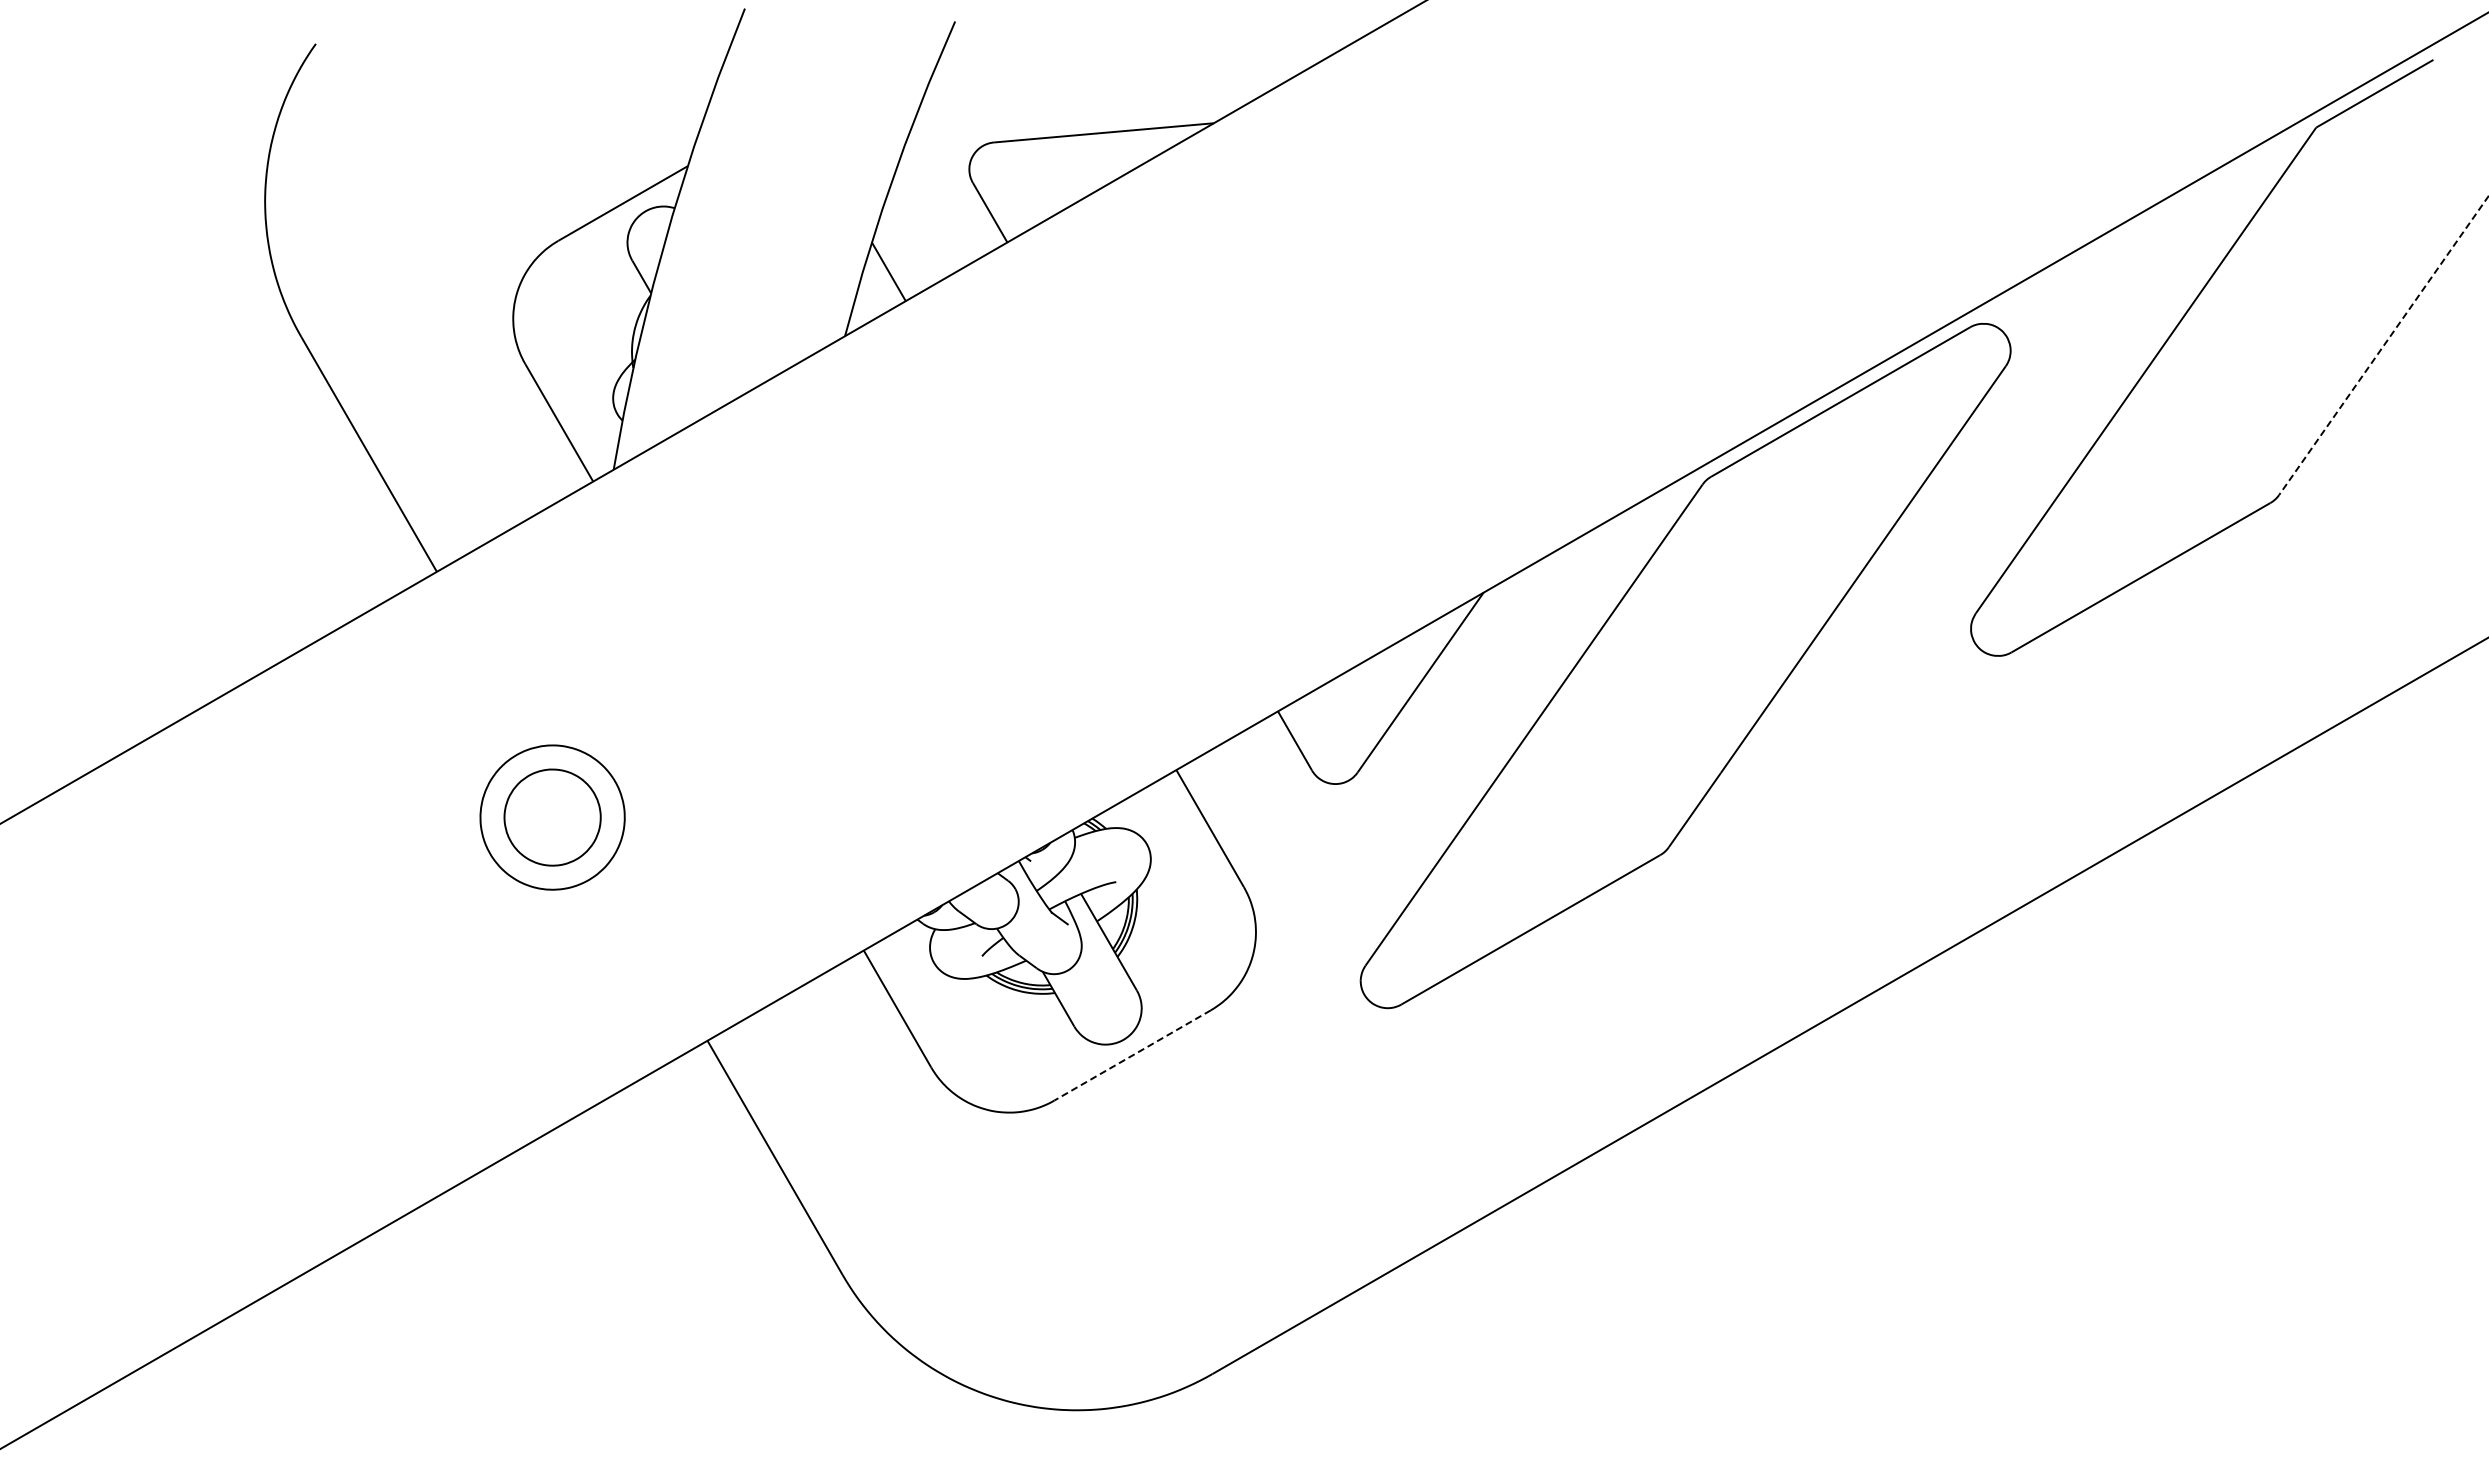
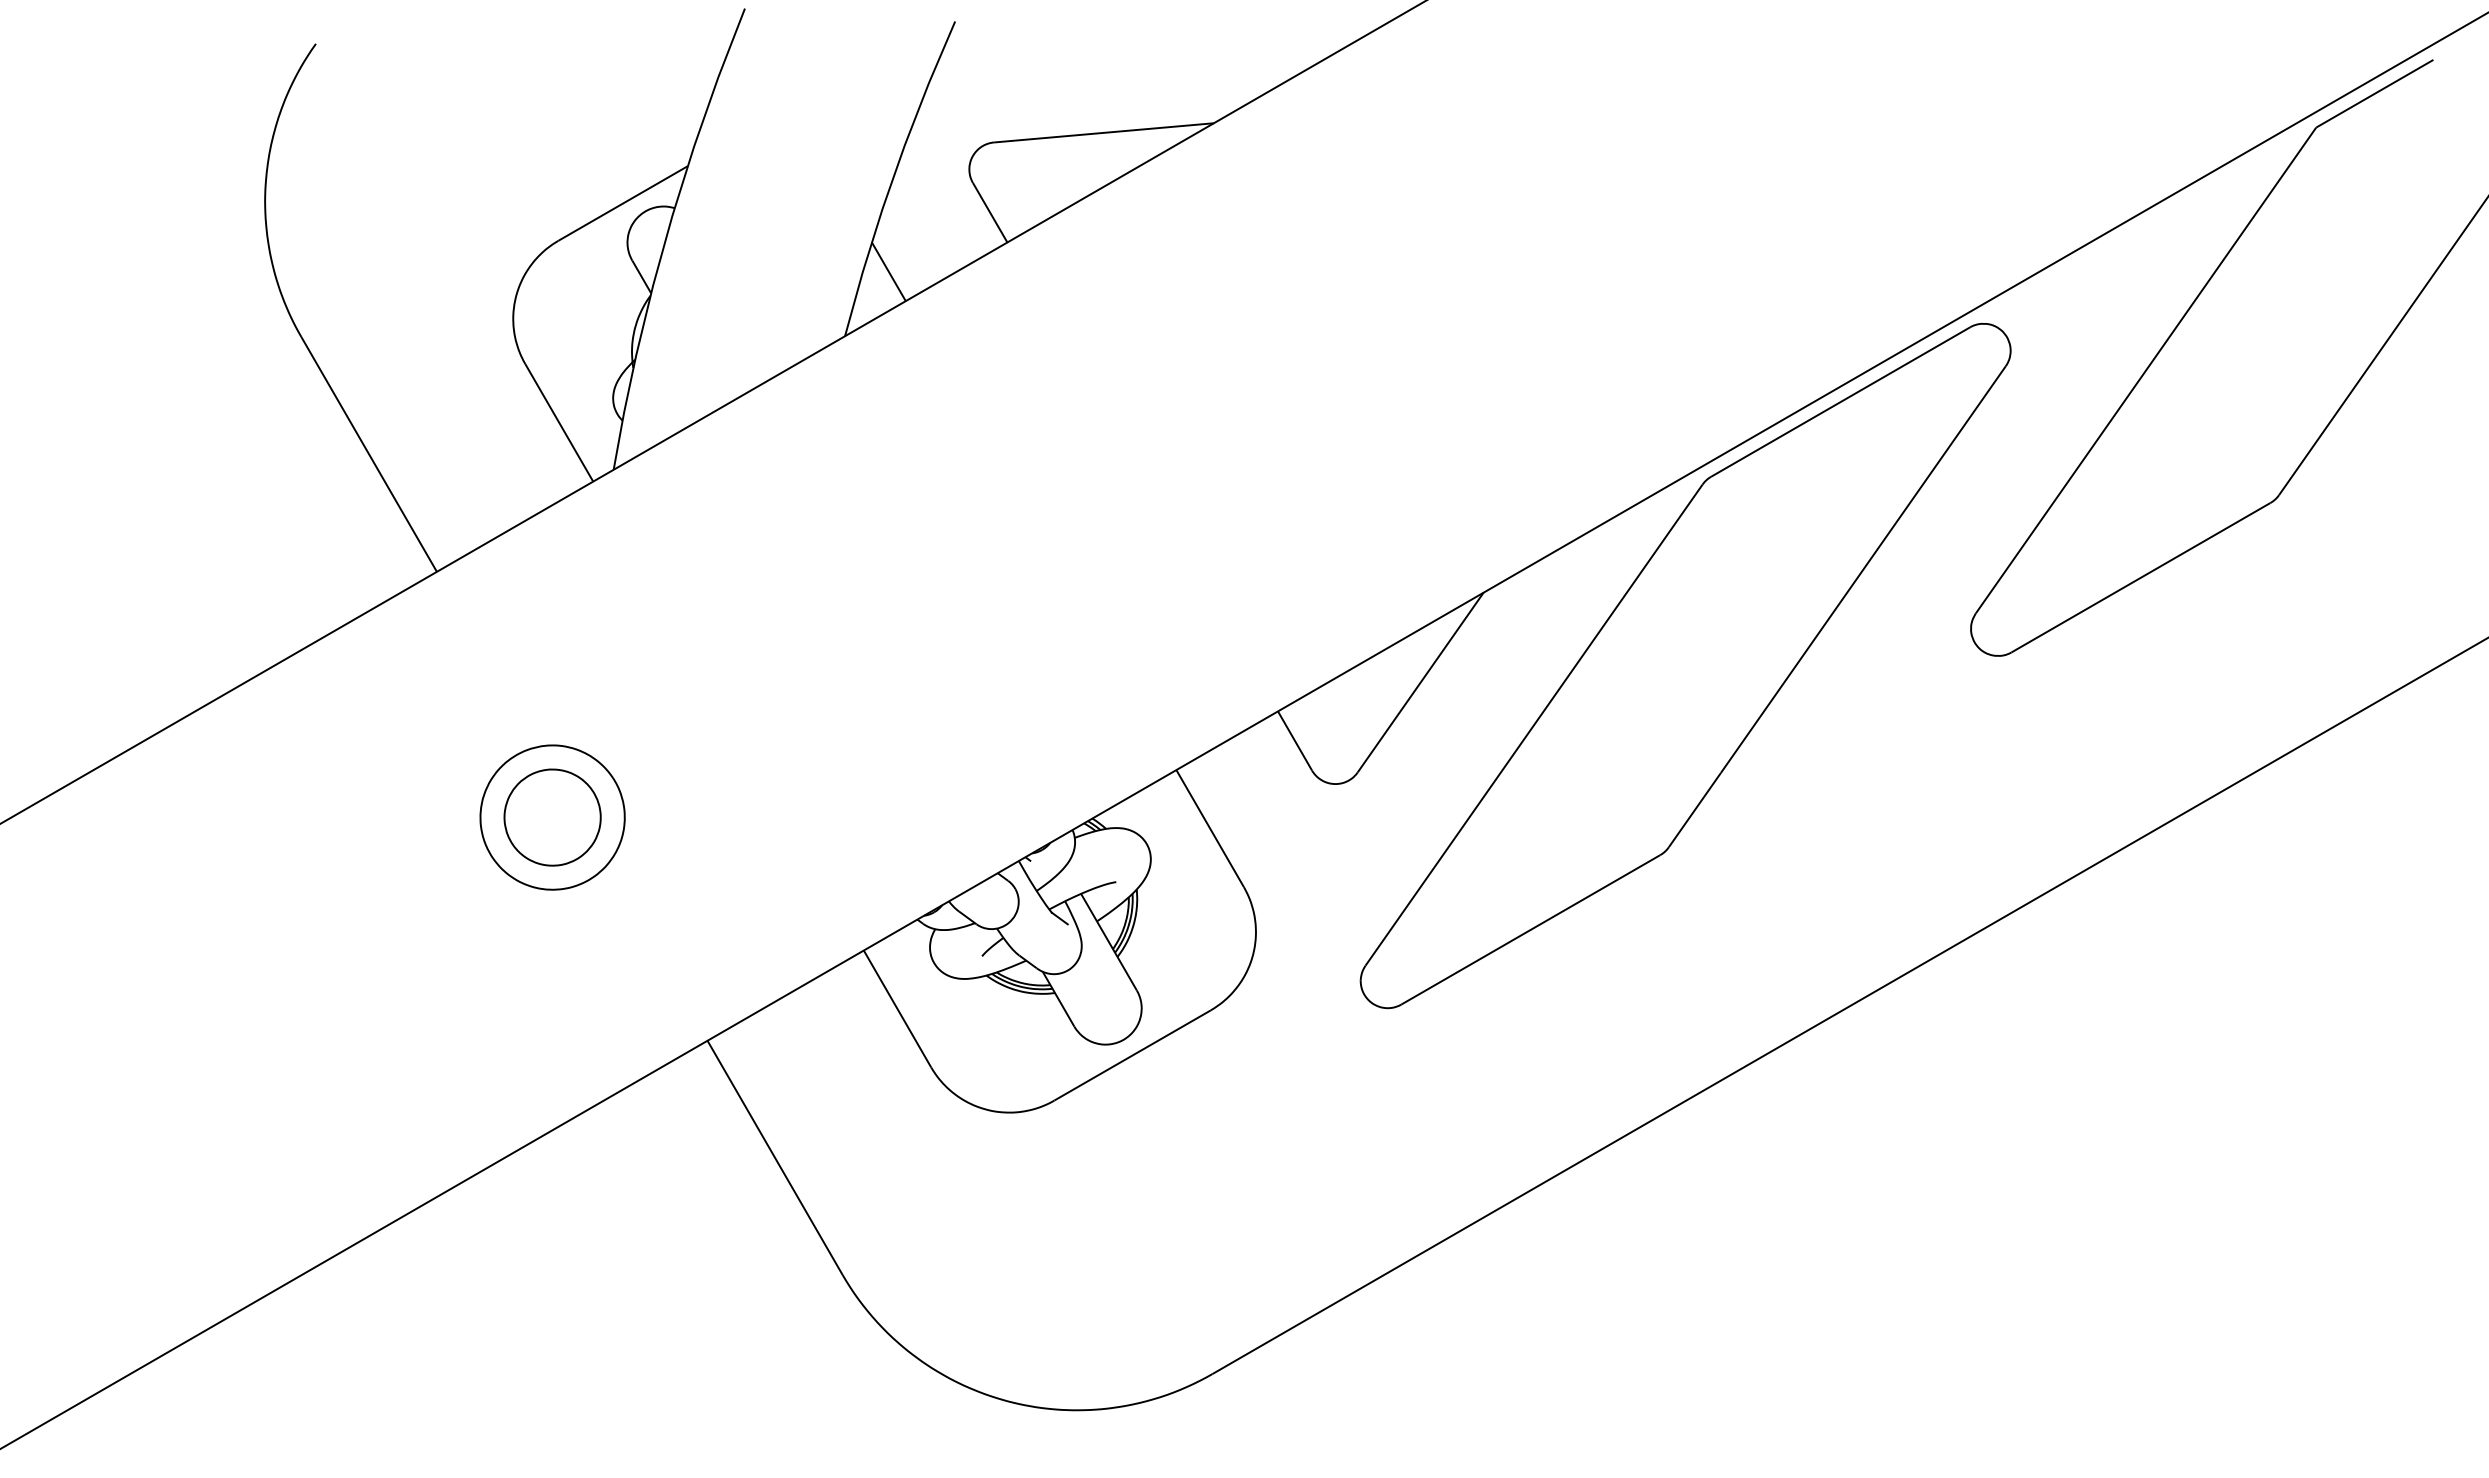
line: dashed -> solid (2384, 345)
line: dashed -> solid (1132, 1055)
